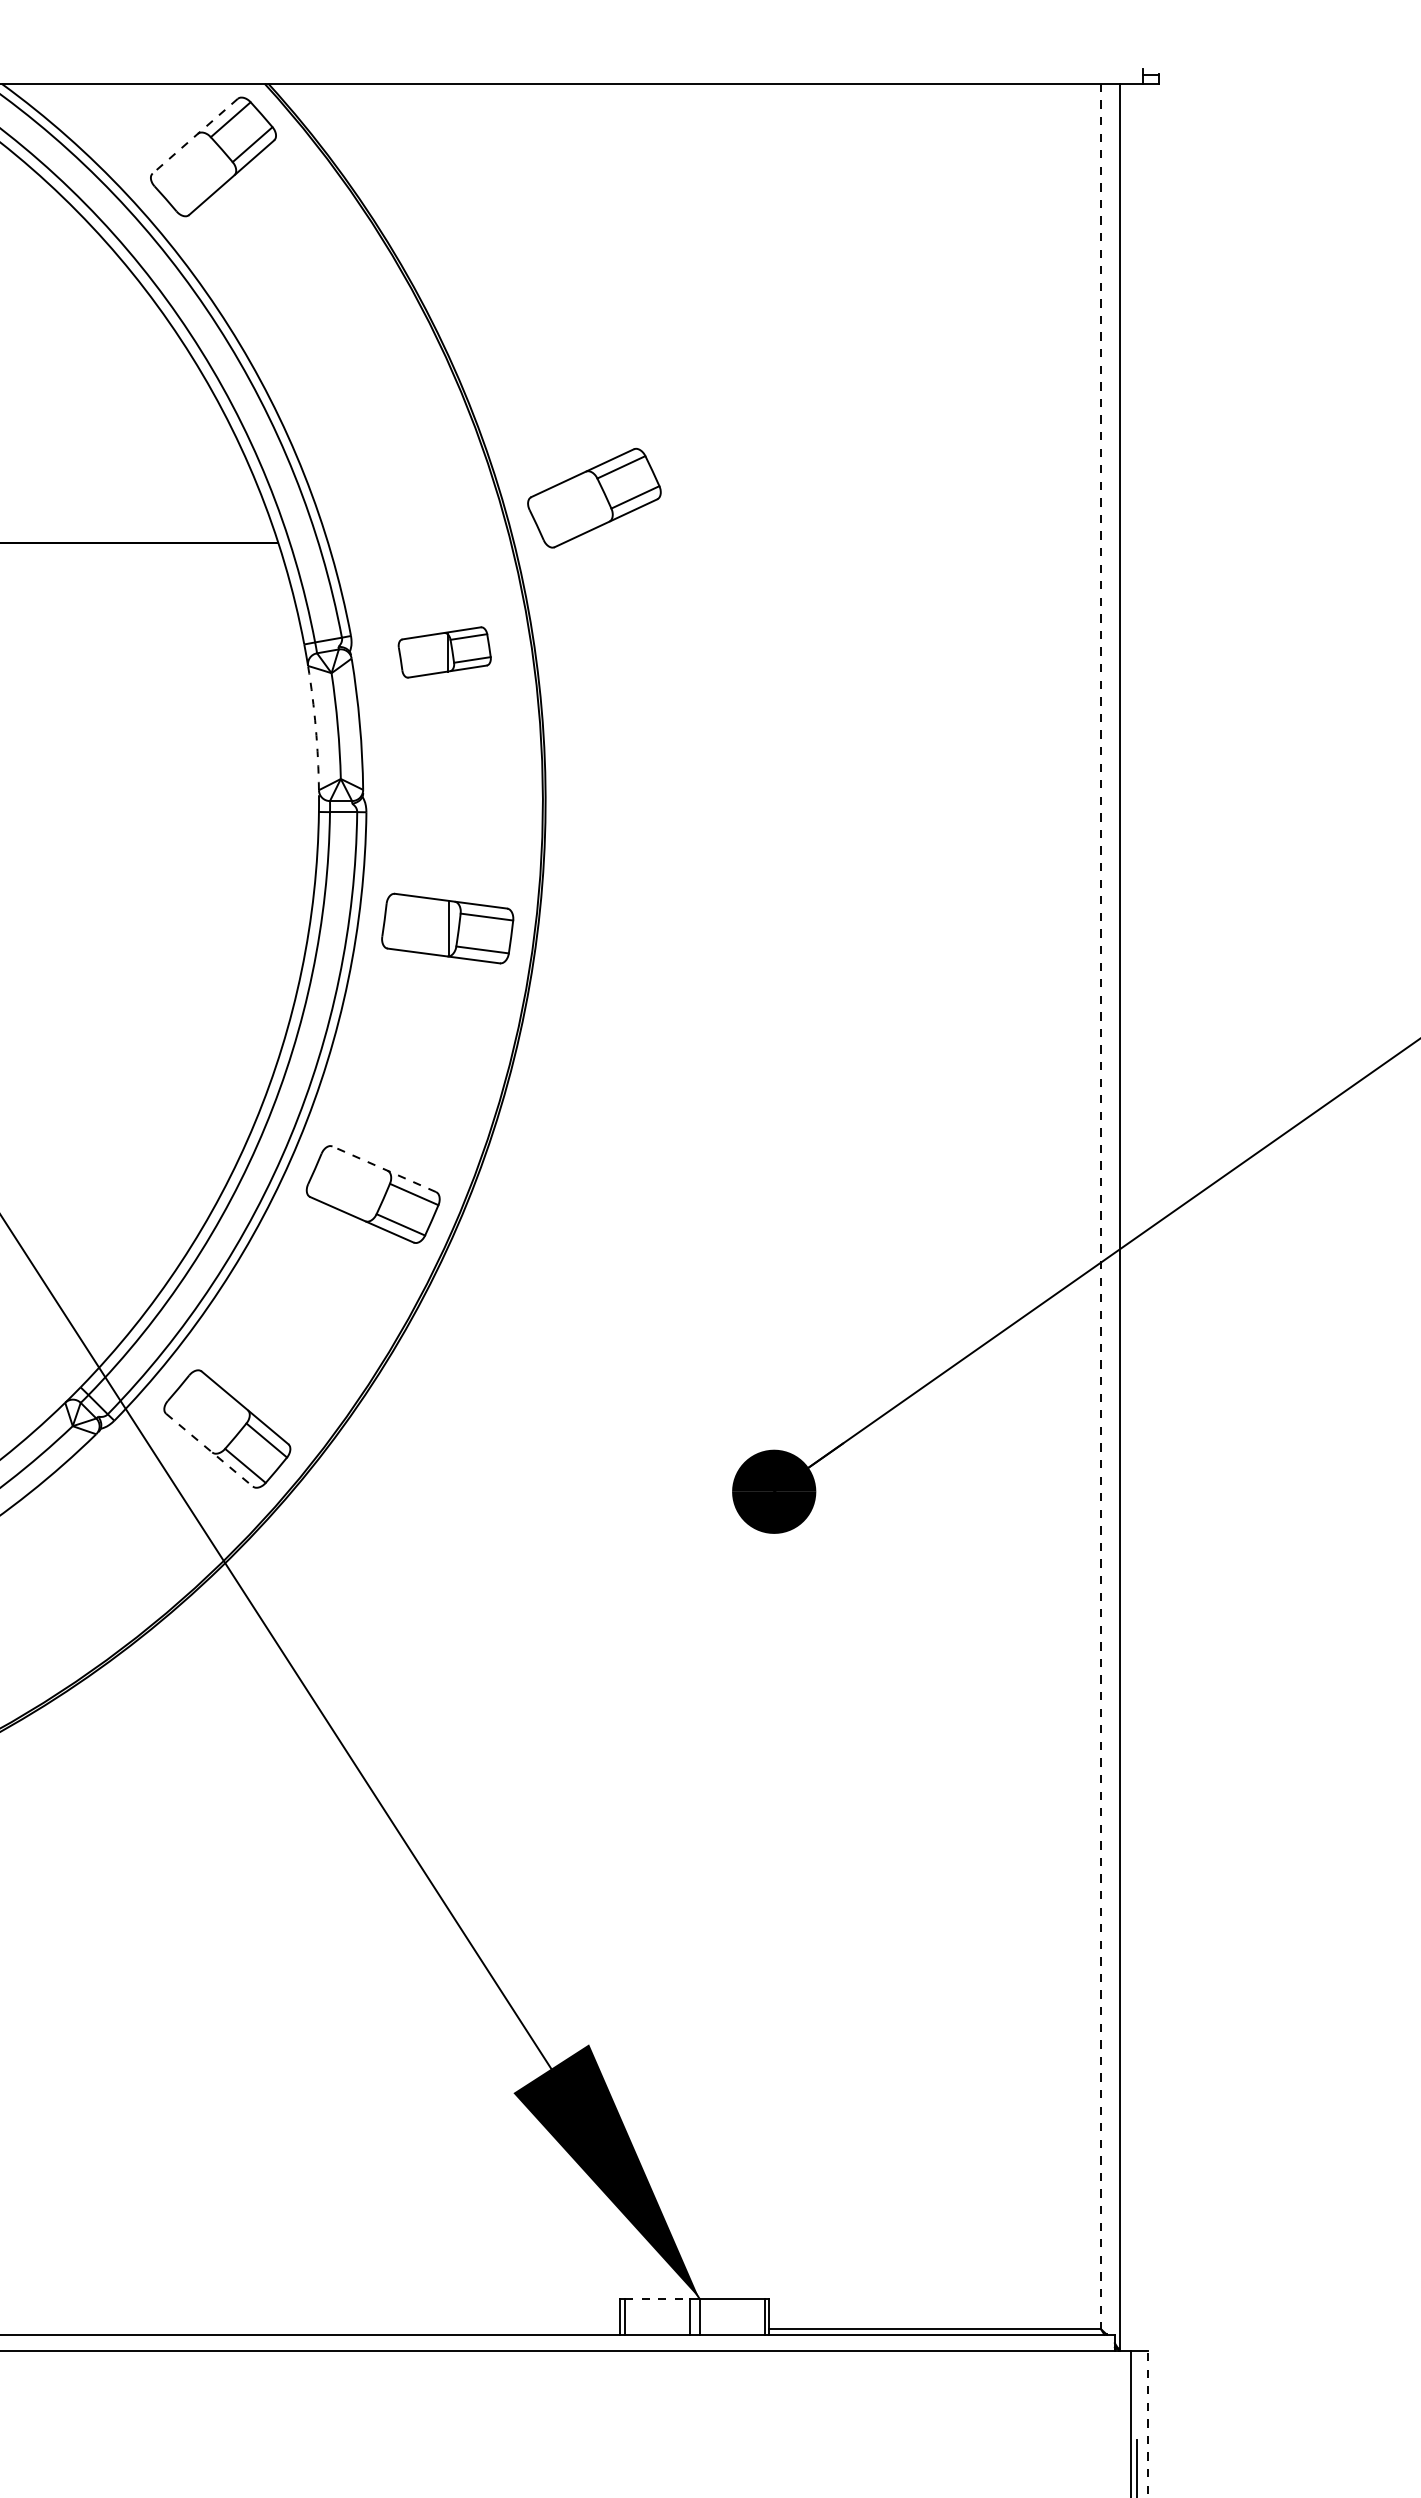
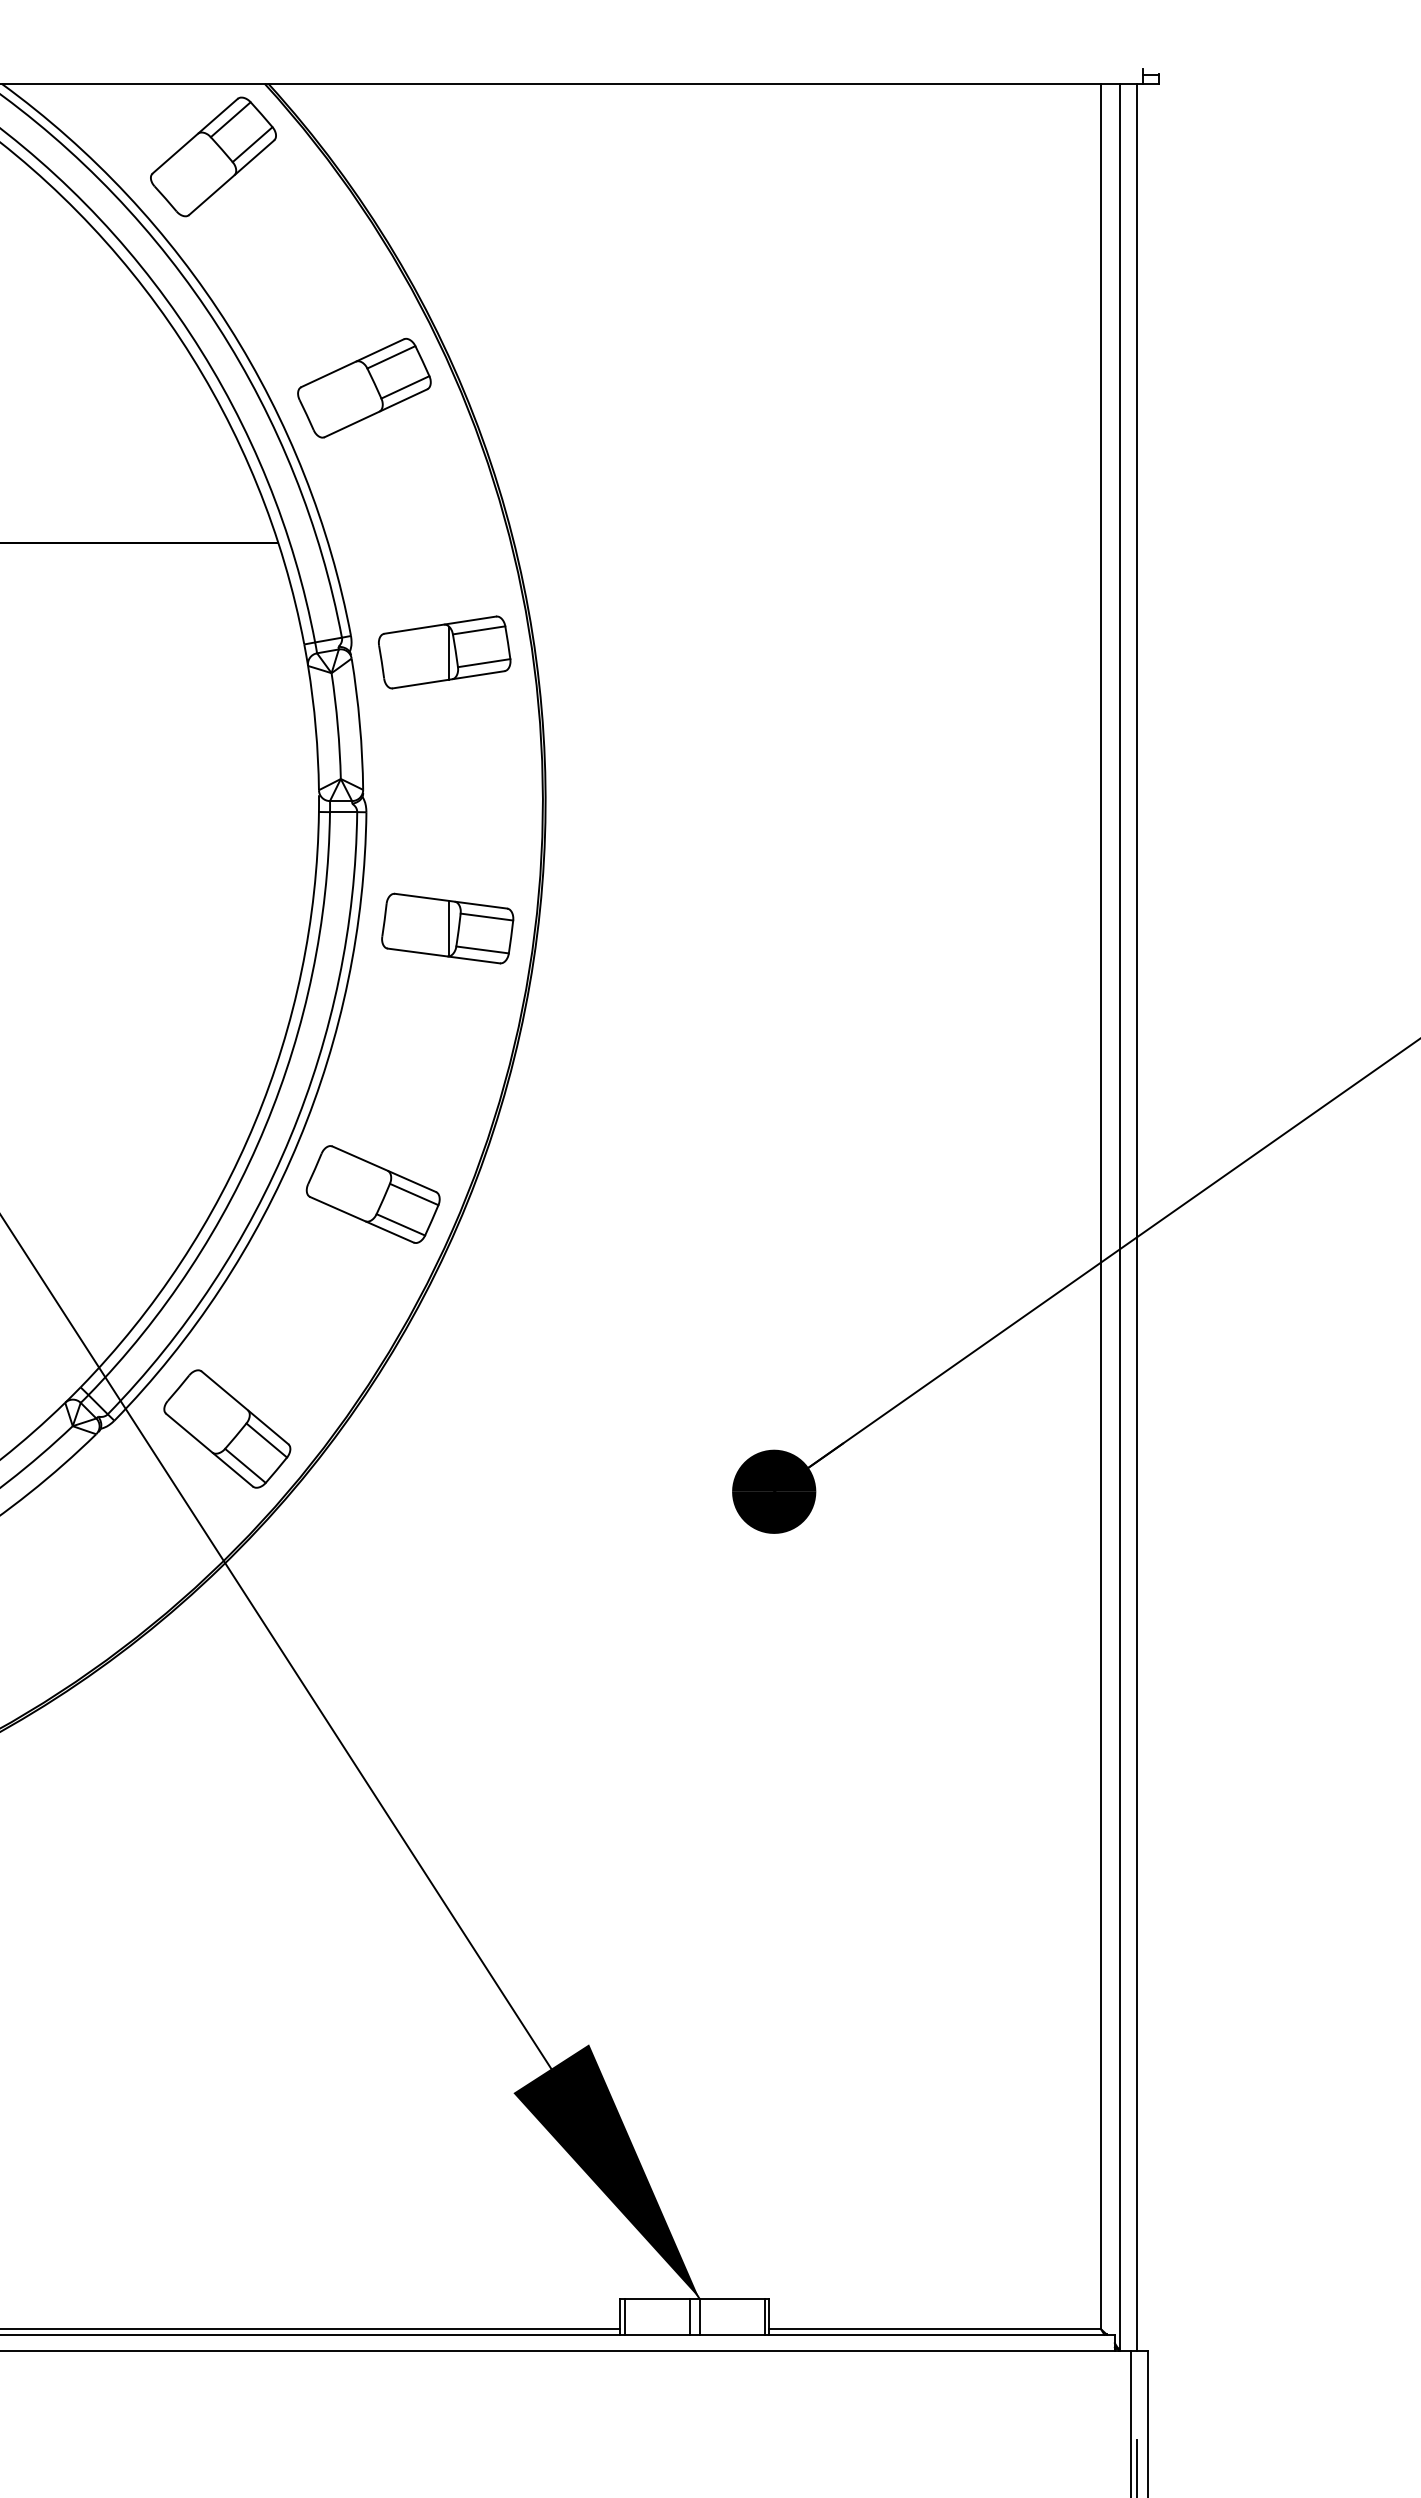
line: dashed -> solid (195, 136)
part position: (594, 497) -> (364, 387) (364, 387)
part size: 95x53 px -> 134x75 px (444, 652)
arc: dashed -> solid (315, 727)
line: dashed -> solid (384, 1169)
line: dashed -> solid (1101, 1206)
line: none -> present (1136, 1217)
line: dashed -> solid (209, 1450)
line: dashed -> solid (657, 2298)
line: none -> present (311, 2329)
line: dashed -> solid (1148, 2424)
